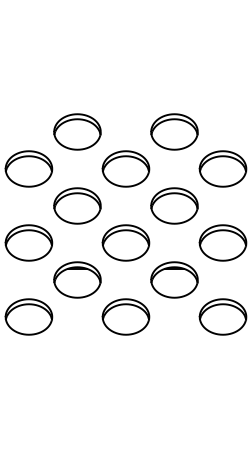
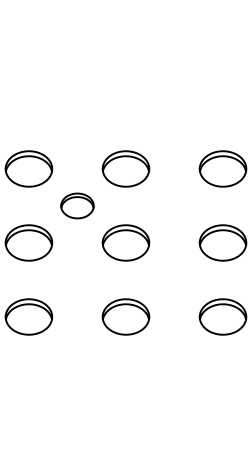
part: present -> none (77, 131)
part: present -> none (174, 131)
part size: 49x38 px -> 35x28 px (77, 205)
part: present -> none (174, 205)
part: present -> none (77, 279)
part: present -> none (174, 279)
